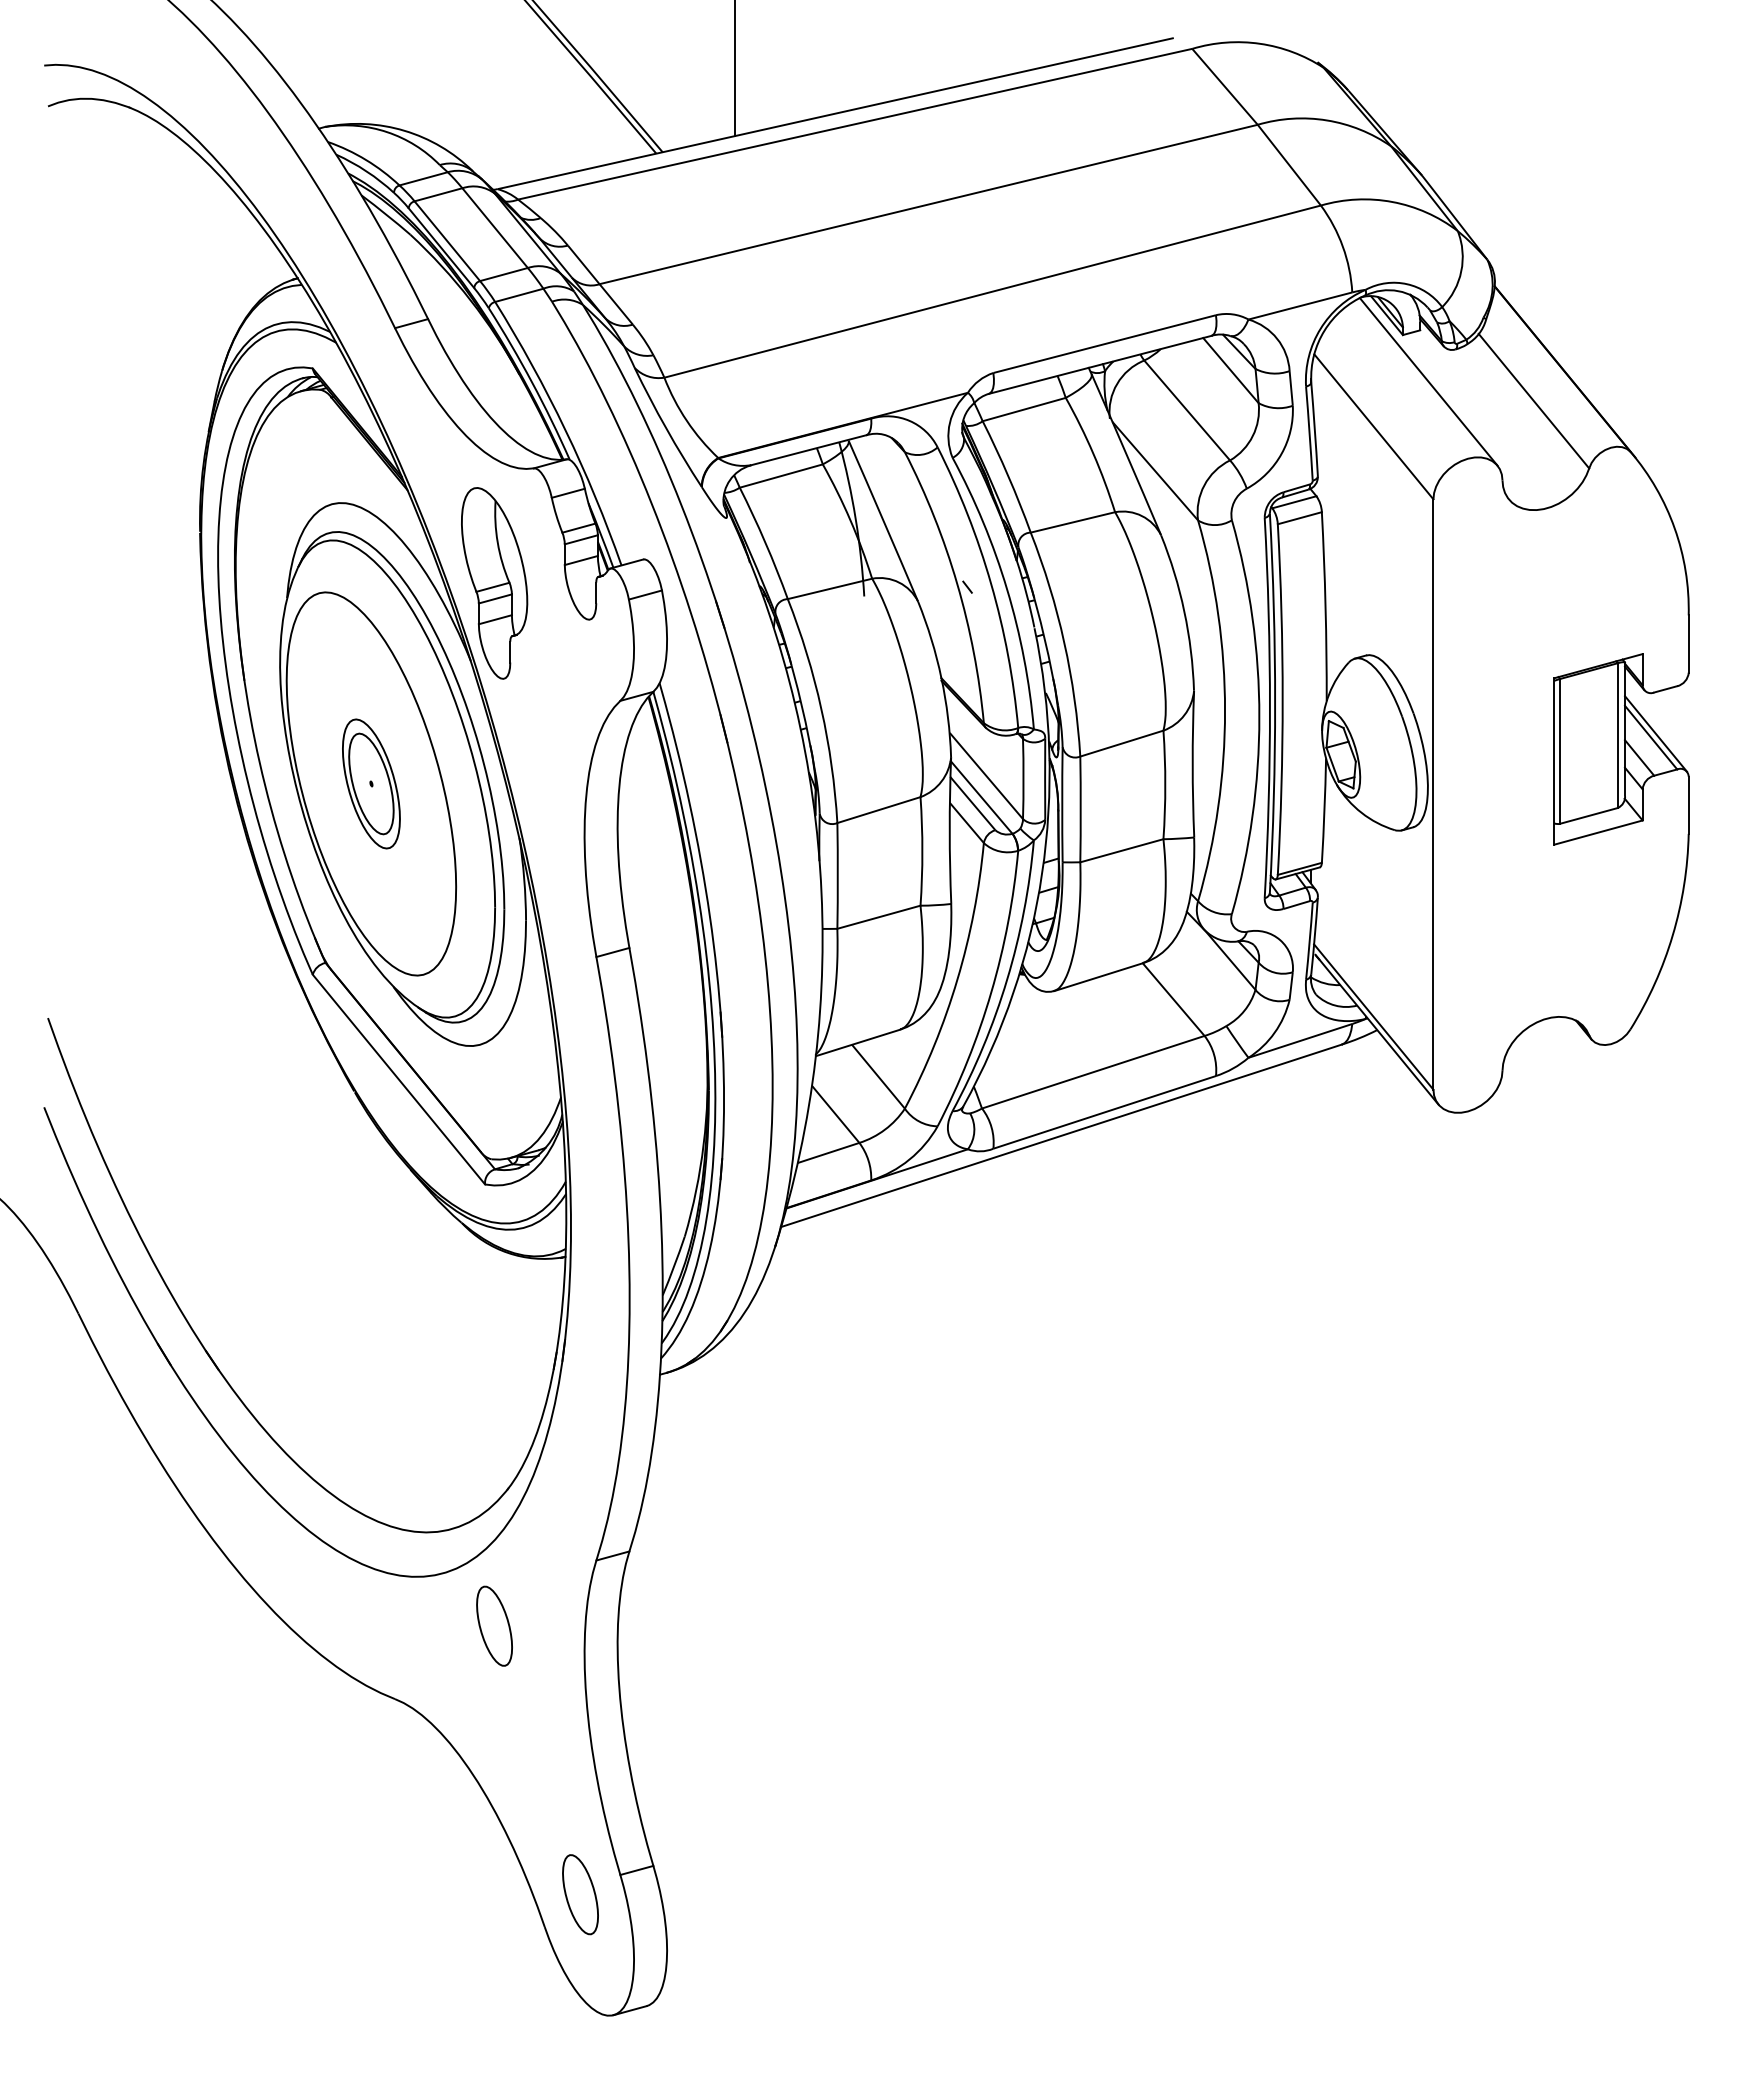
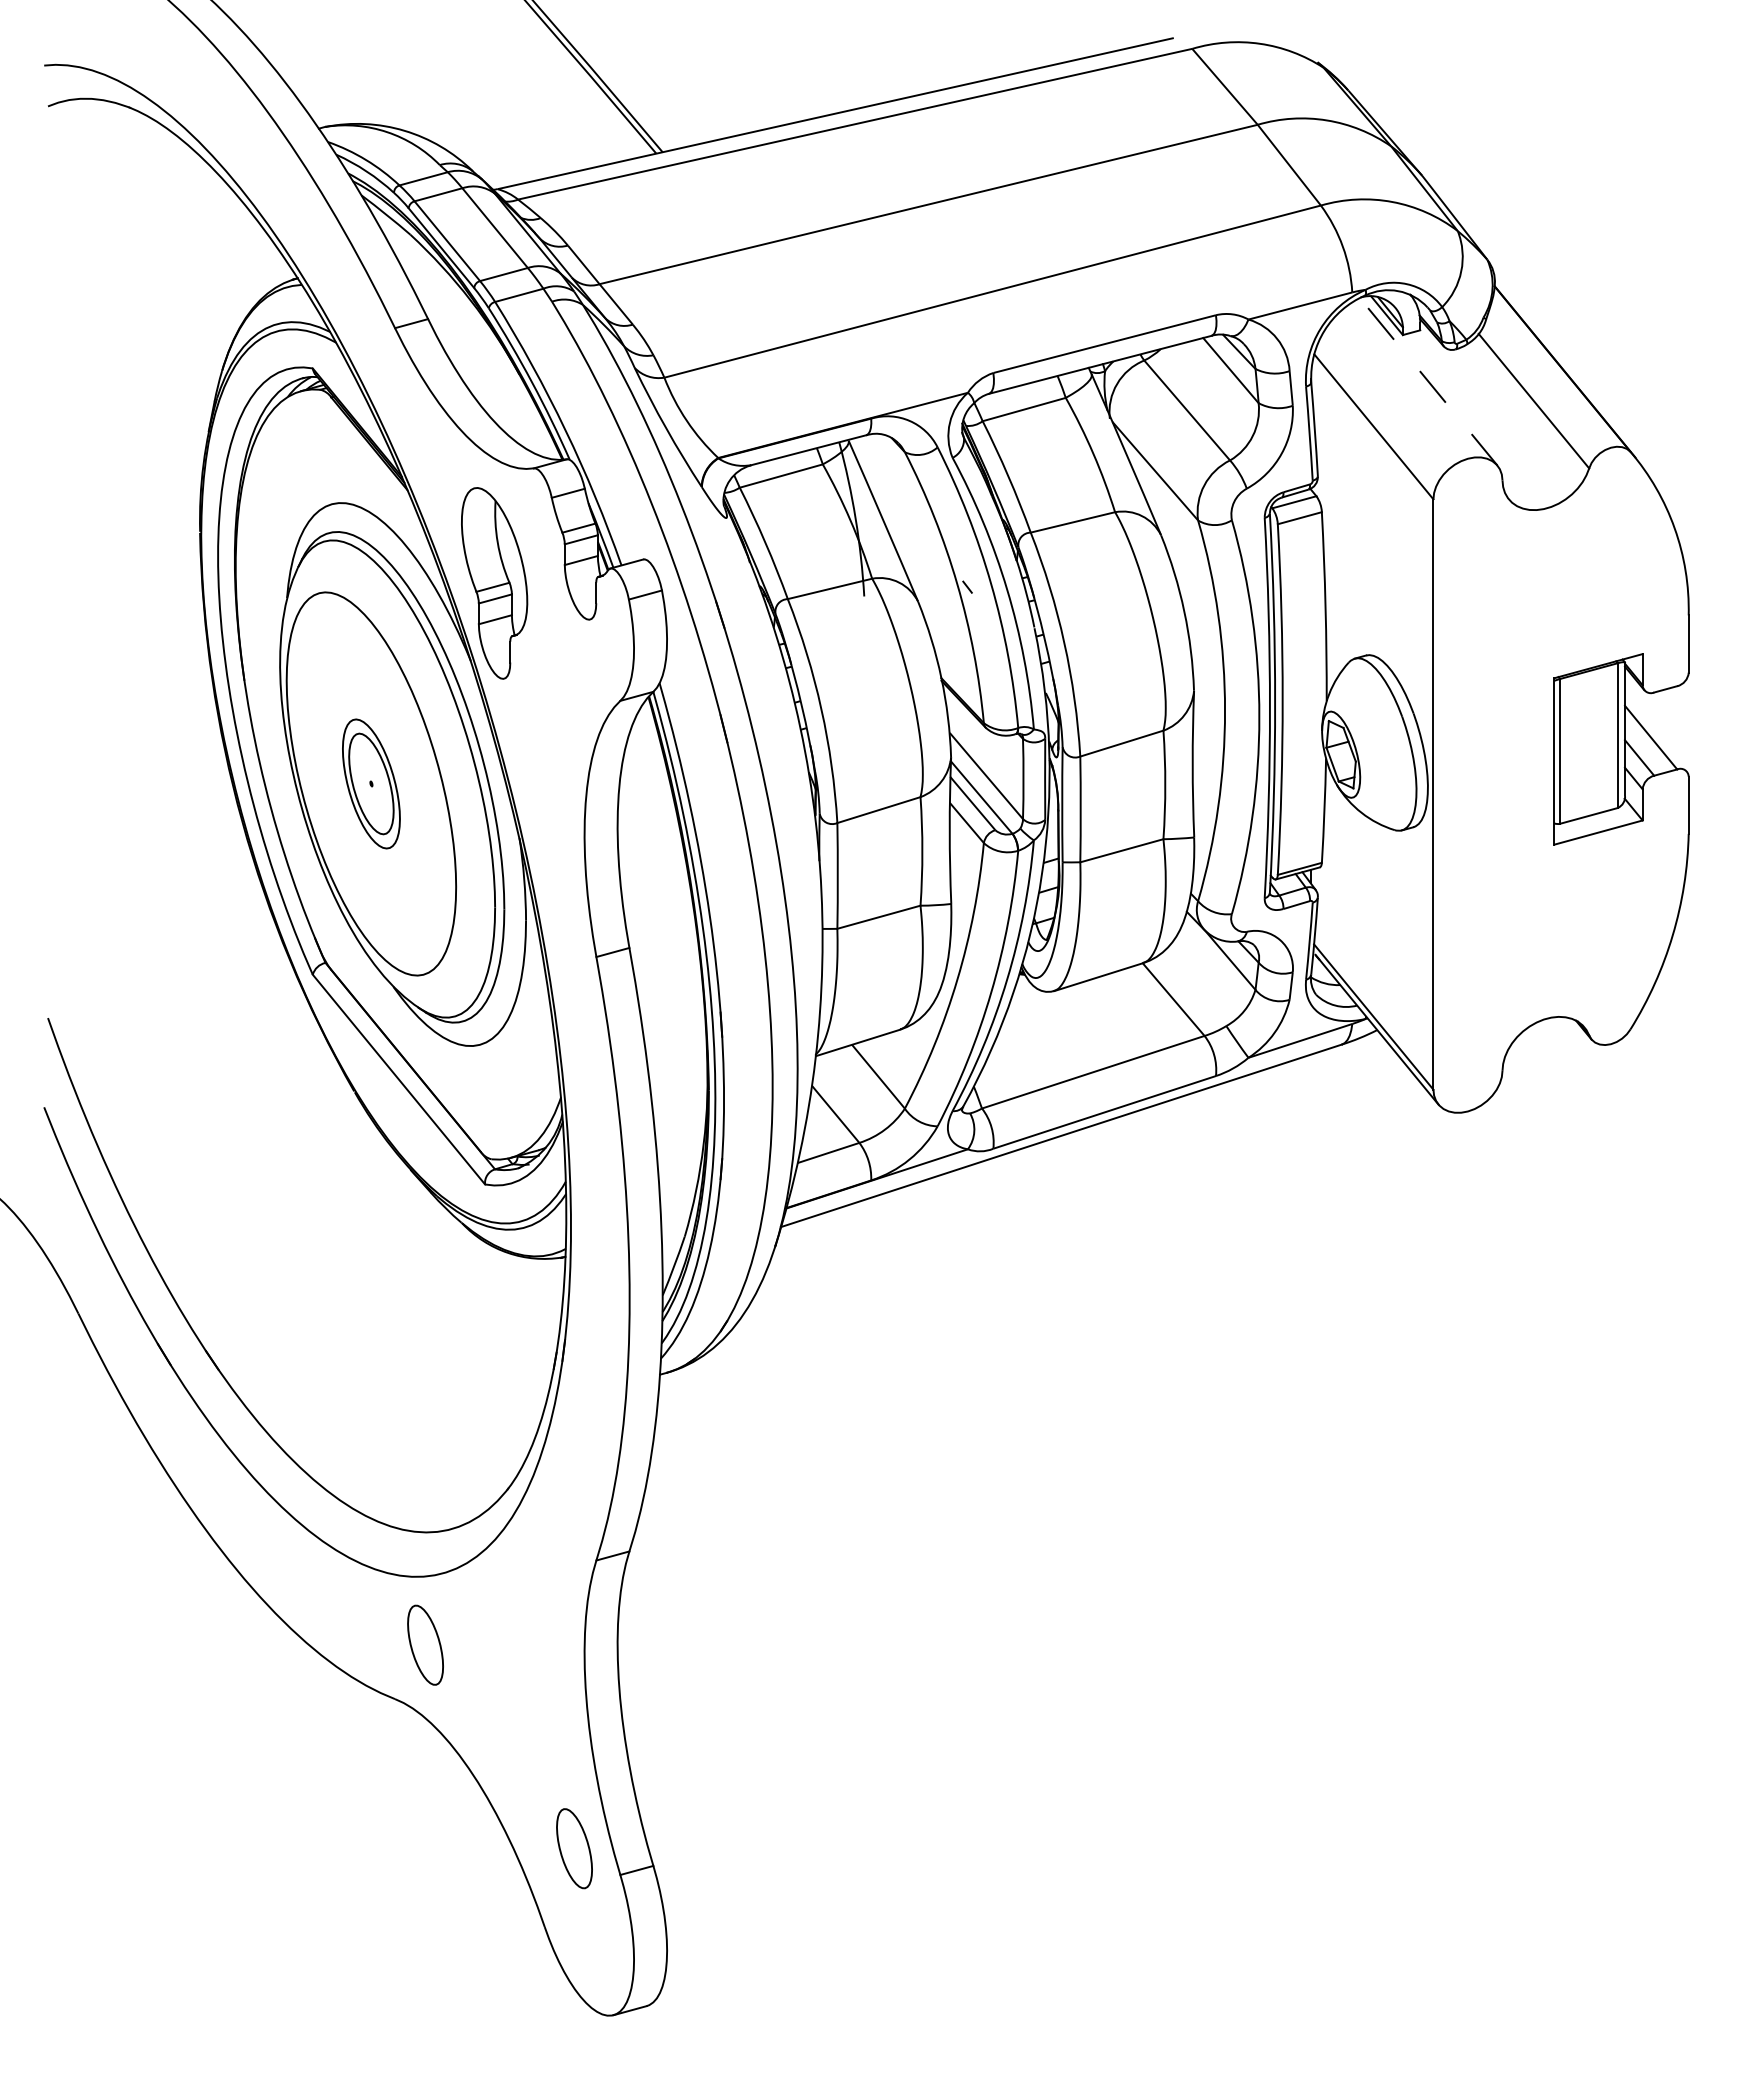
line: present -> none (734, 69)
line: solid -> dashed (1428, 381)
line: present -> none (1656, 733)
part position: (494, 1625) -> (425, 1644) (425, 1644)
part position: (580, 1894) -> (574, 1848) (574, 1848)
